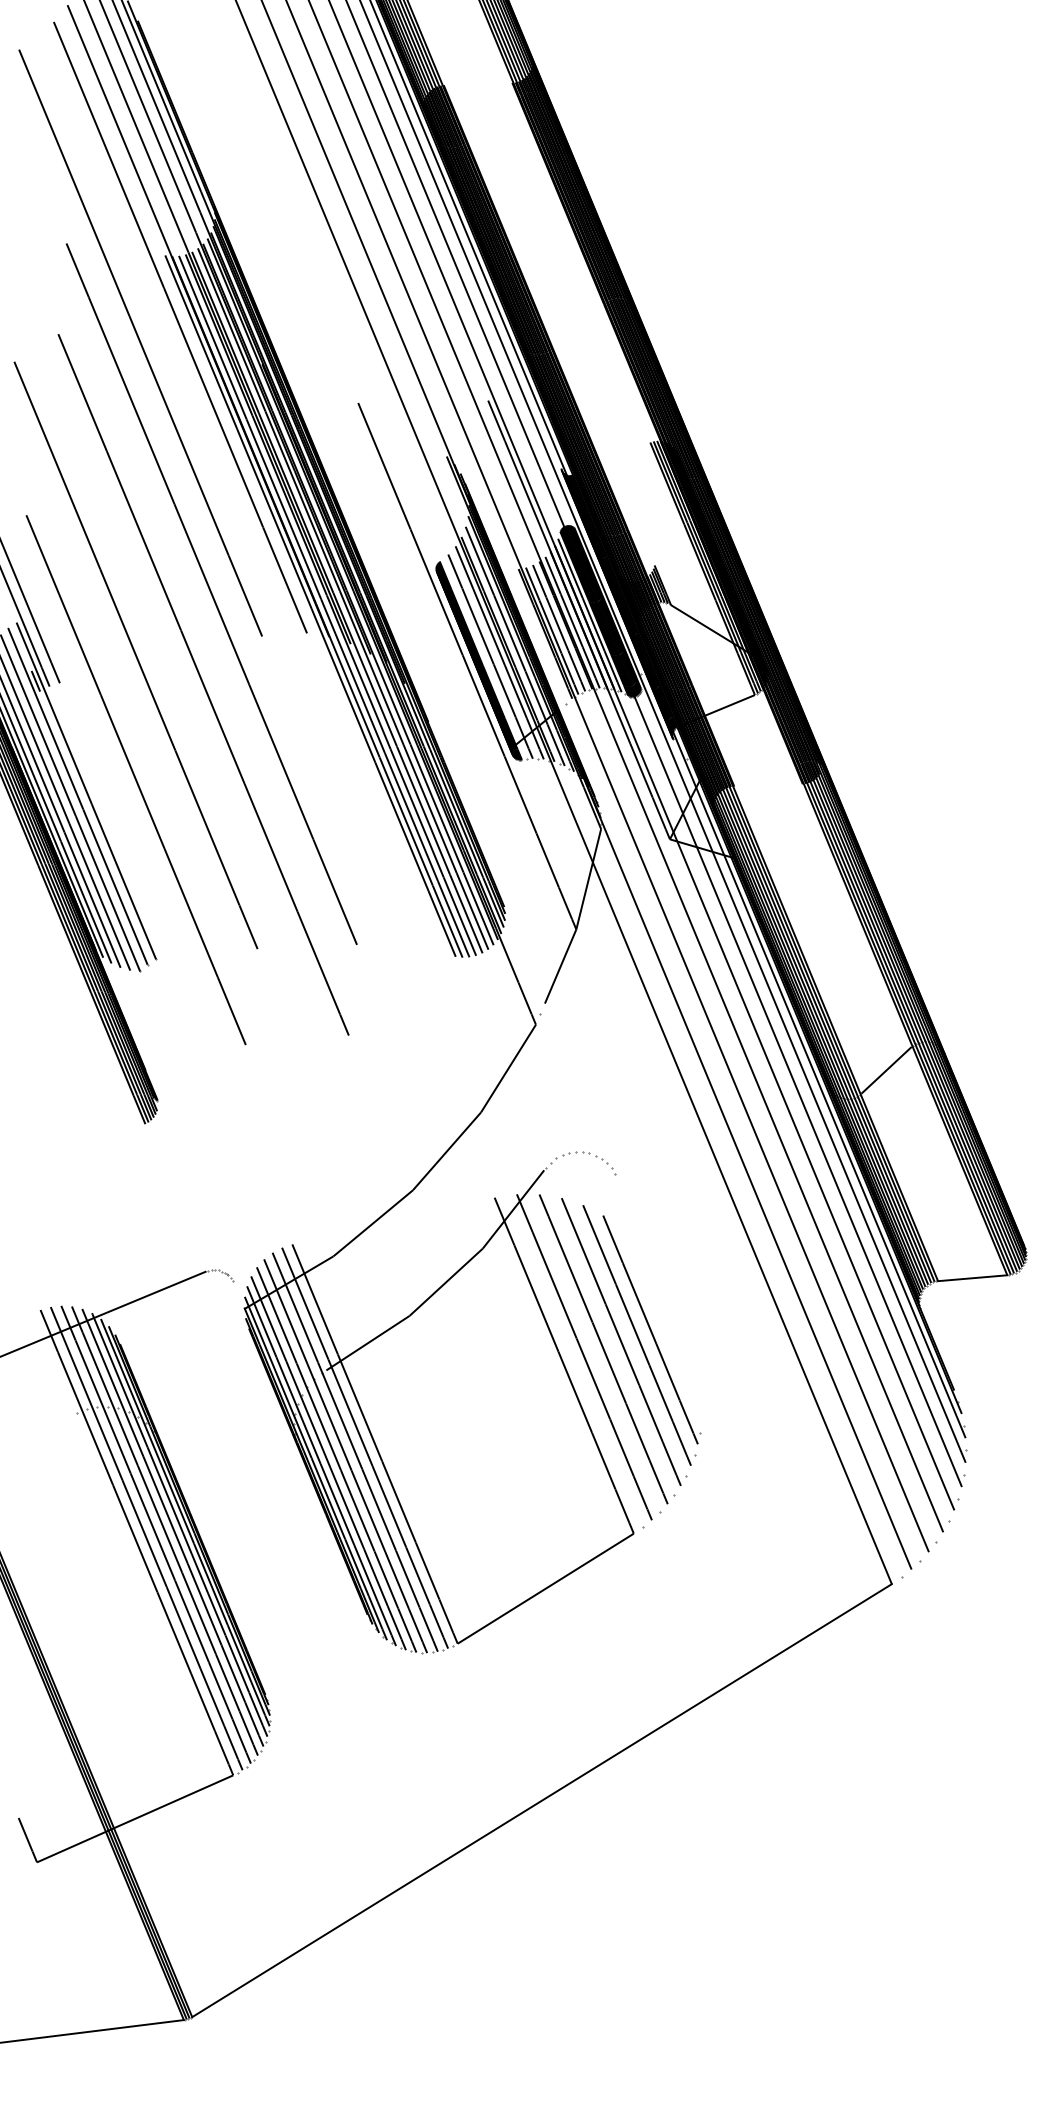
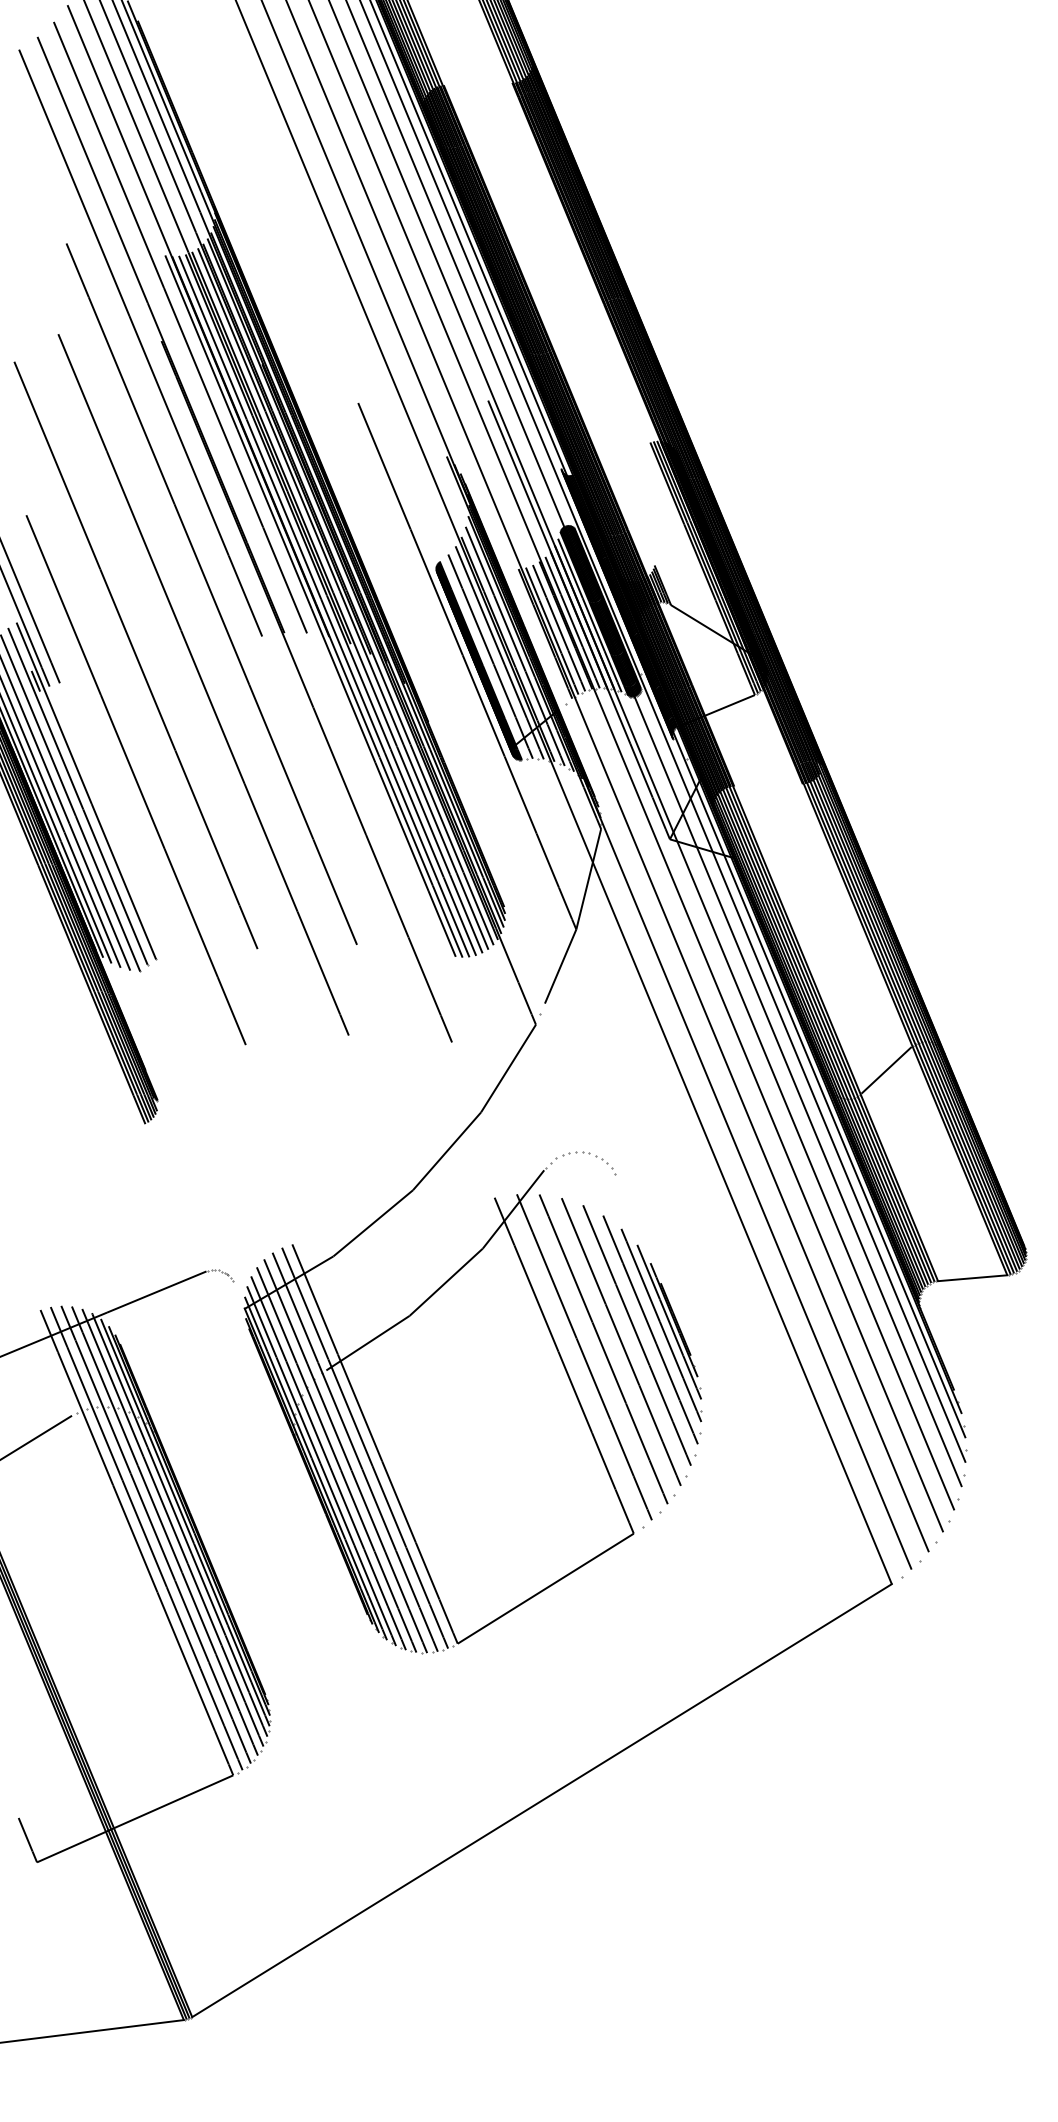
part: none -> present (244, 539)
part: none -> present (661, 1325)
line: none -> present (37, 1436)
